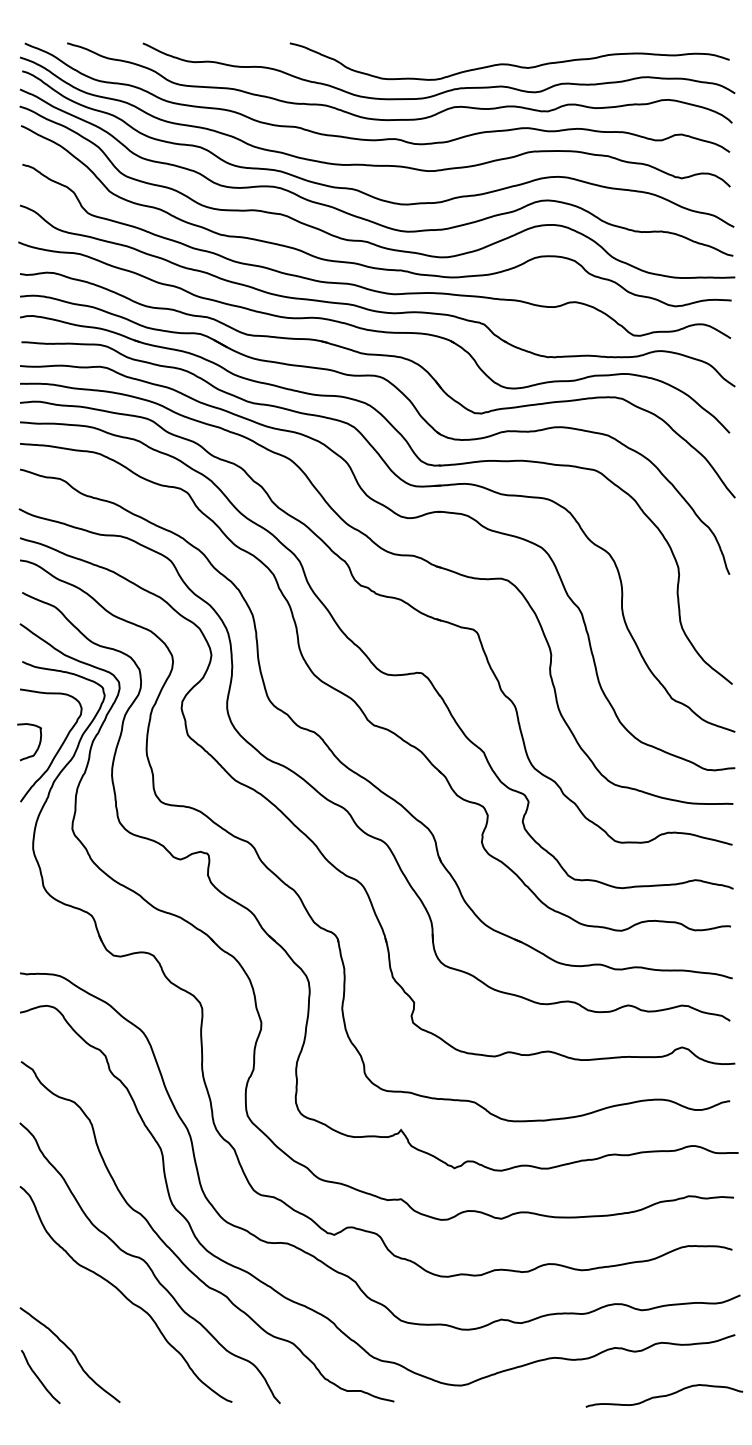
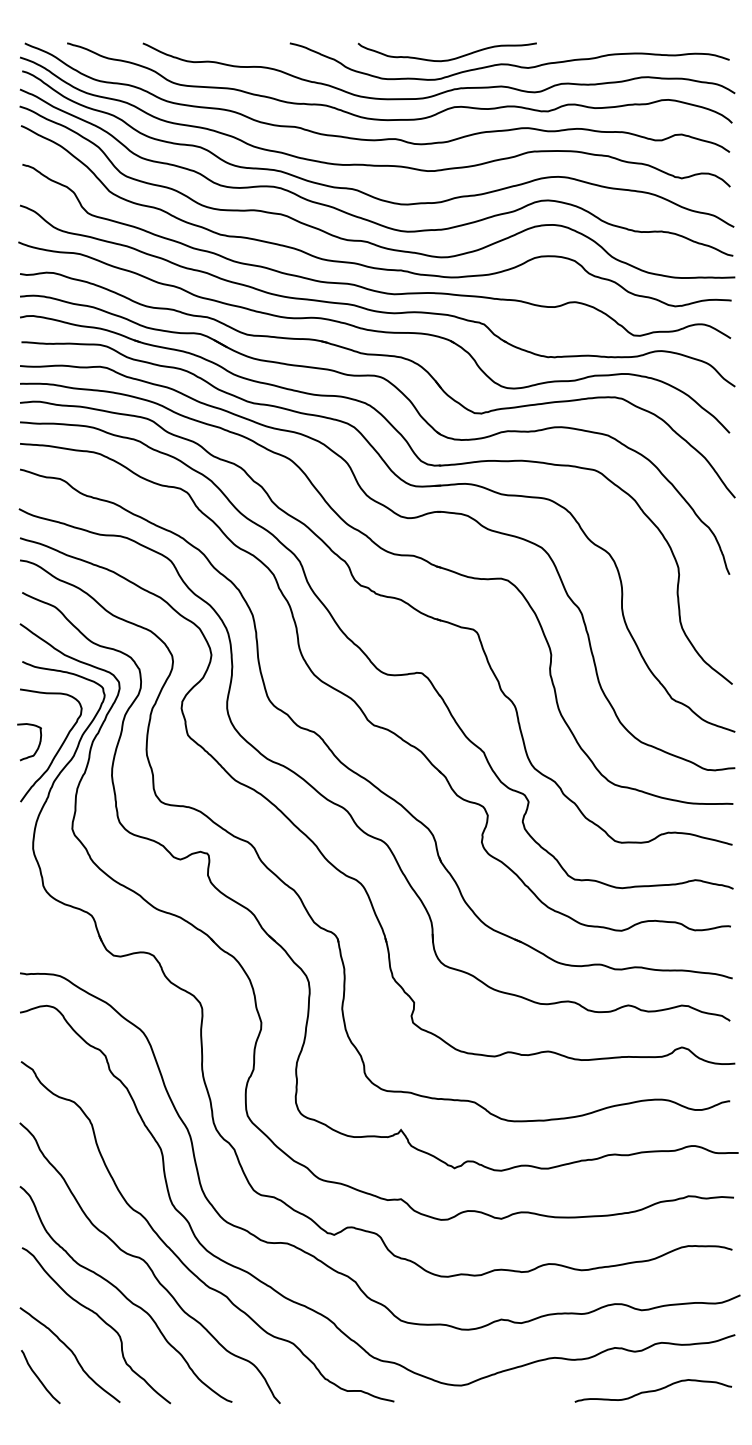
curve: none -> present (446, 59)
curve: none -> present (100, 1319)
curve position: (664, 1395) -> (653, 1390) (653, 1390)
